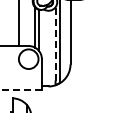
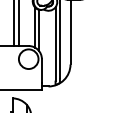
line: none -> present (14, 24)
line: dashed -> solid (55, 43)
line: dashed -> solid (20, 90)
